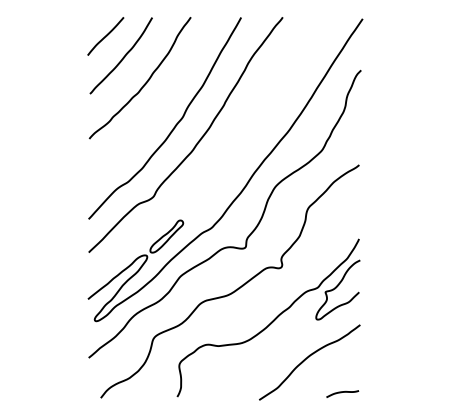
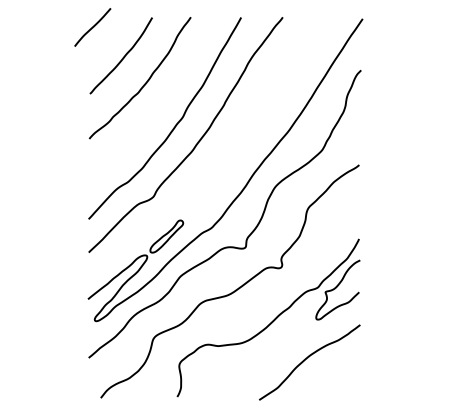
curve position: (105, 36) -> (92, 27) (92, 27)
curve: present -> none (342, 392)
